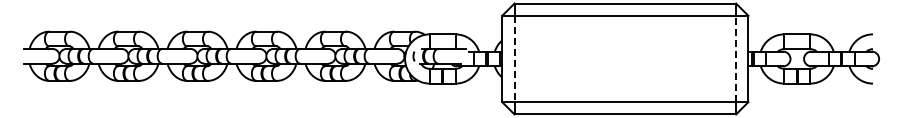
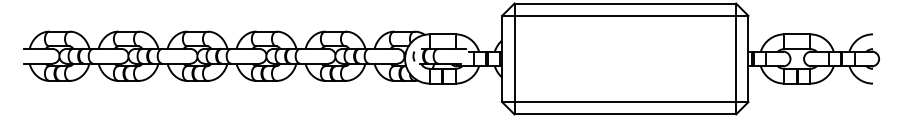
line: dashed -> solid (736, 58)
line: dashed -> solid (514, 59)
